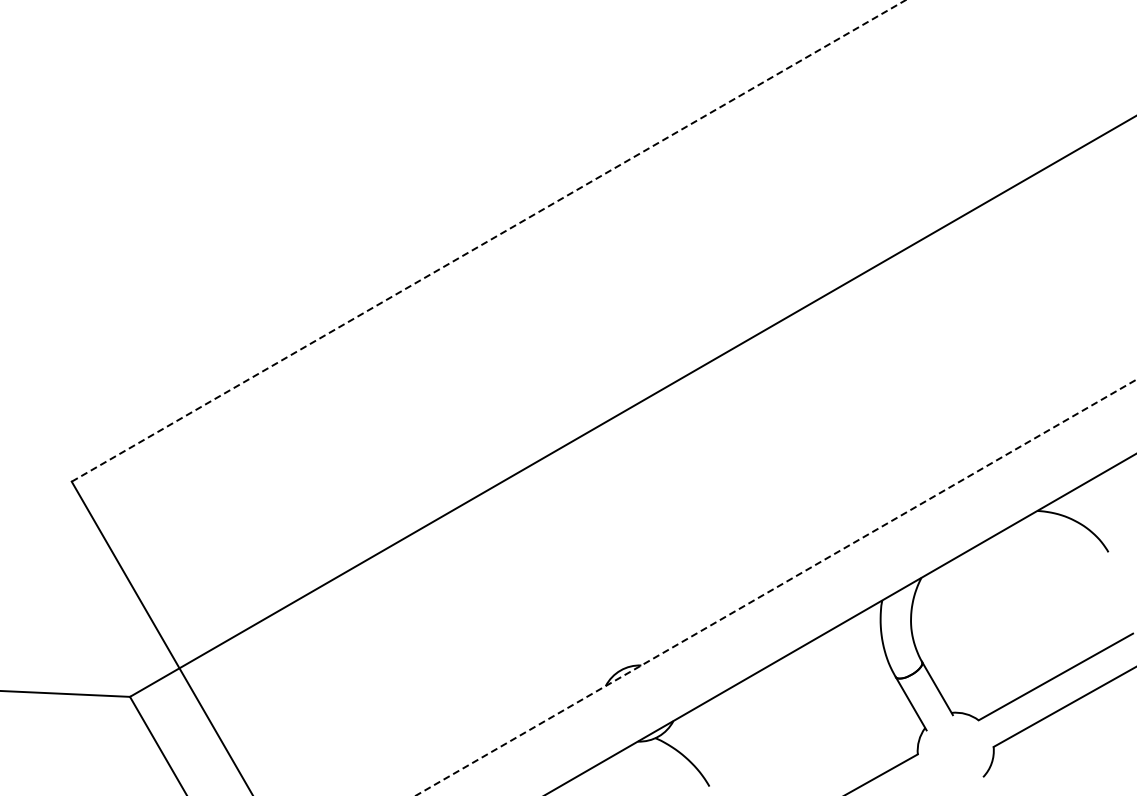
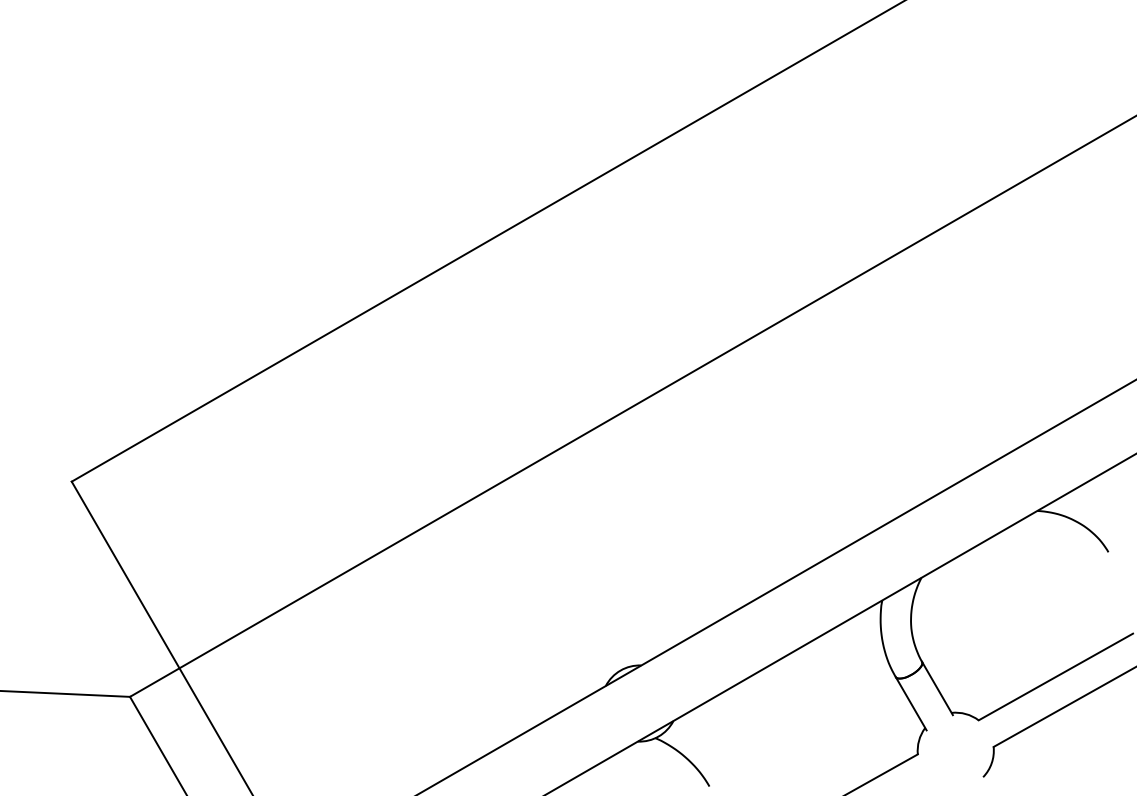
line: dashed -> solid (488, 240)
line: dashed -> solid (775, 587)
